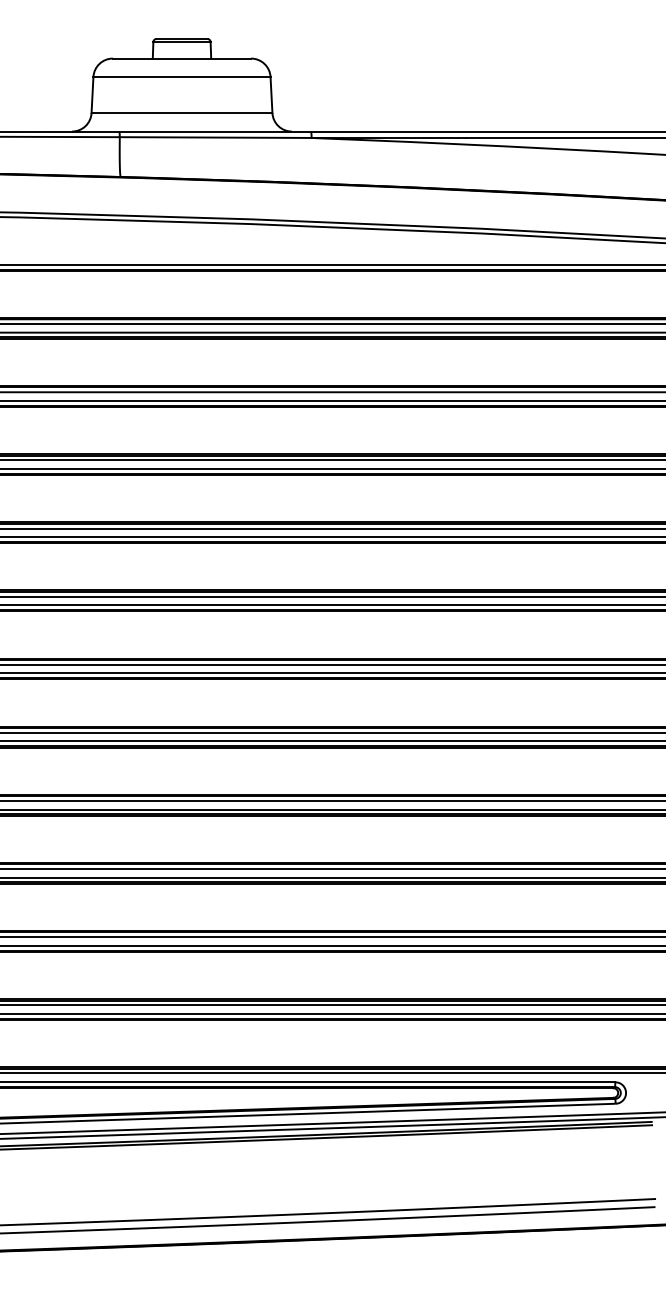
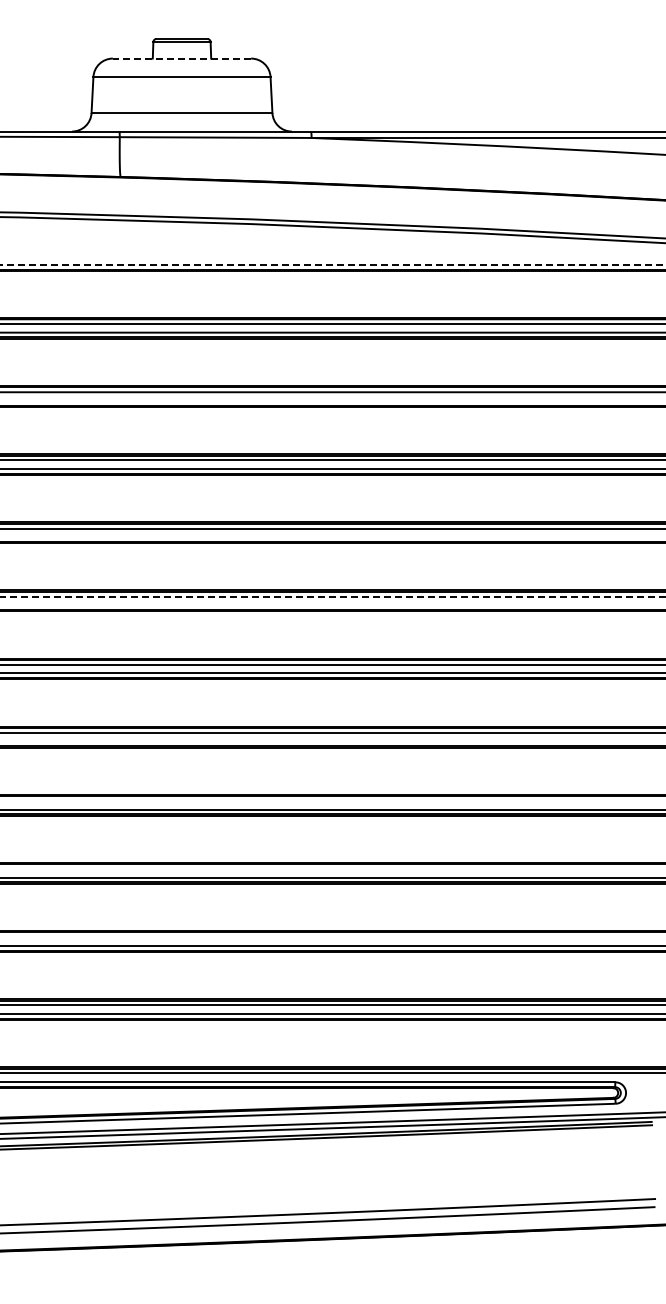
line: solid -> dashed (181, 58)
line: solid -> dashed (333, 265)
line: present -> none (332, 400)
line: present -> none (332, 537)
line: solid -> dashed (332, 596)
line: present -> none (332, 605)
line: present -> none (332, 741)
line: present -> none (332, 801)
line: present -> none (332, 869)
line: present -> none (332, 937)
